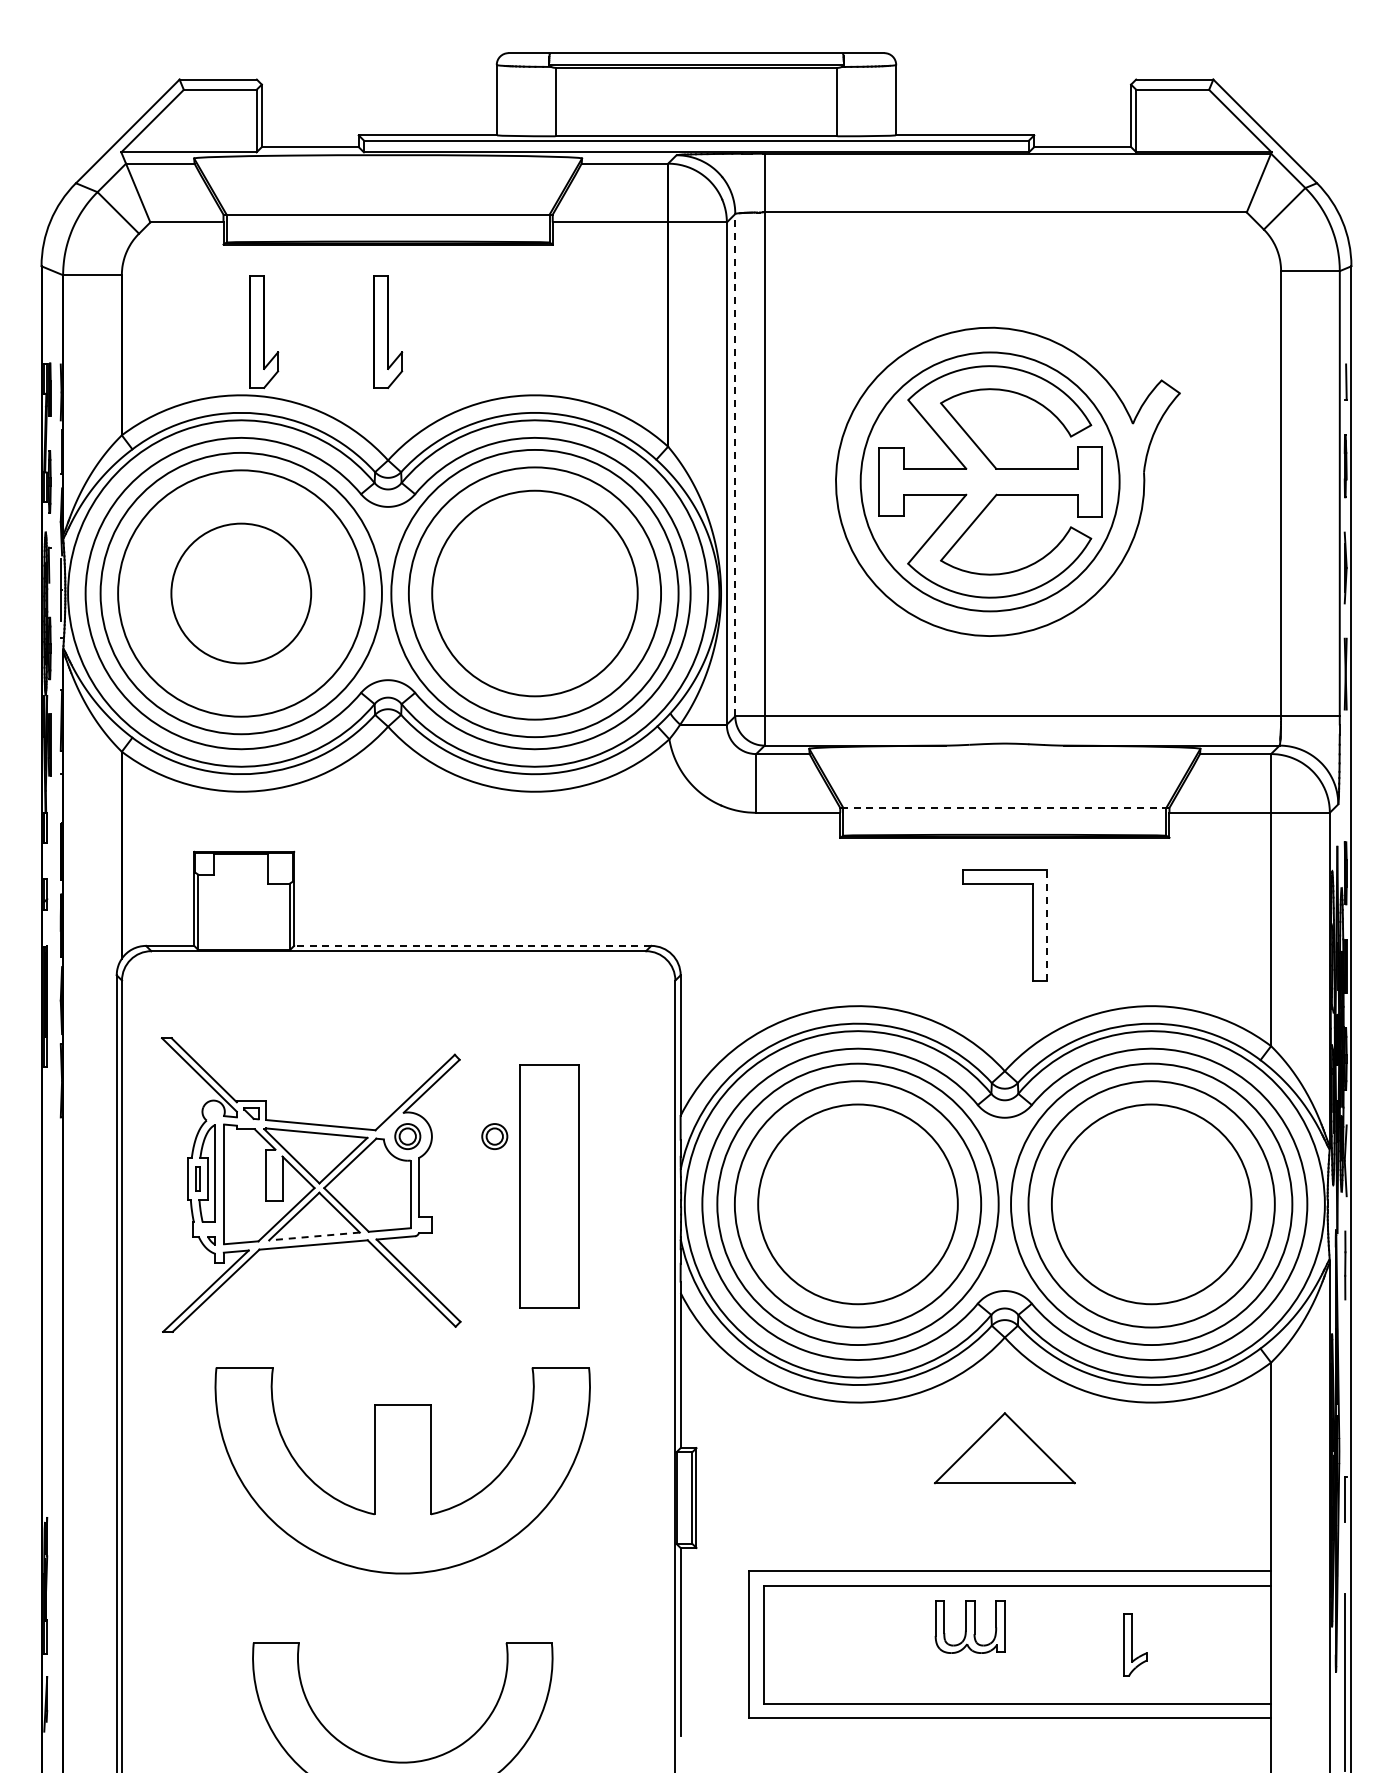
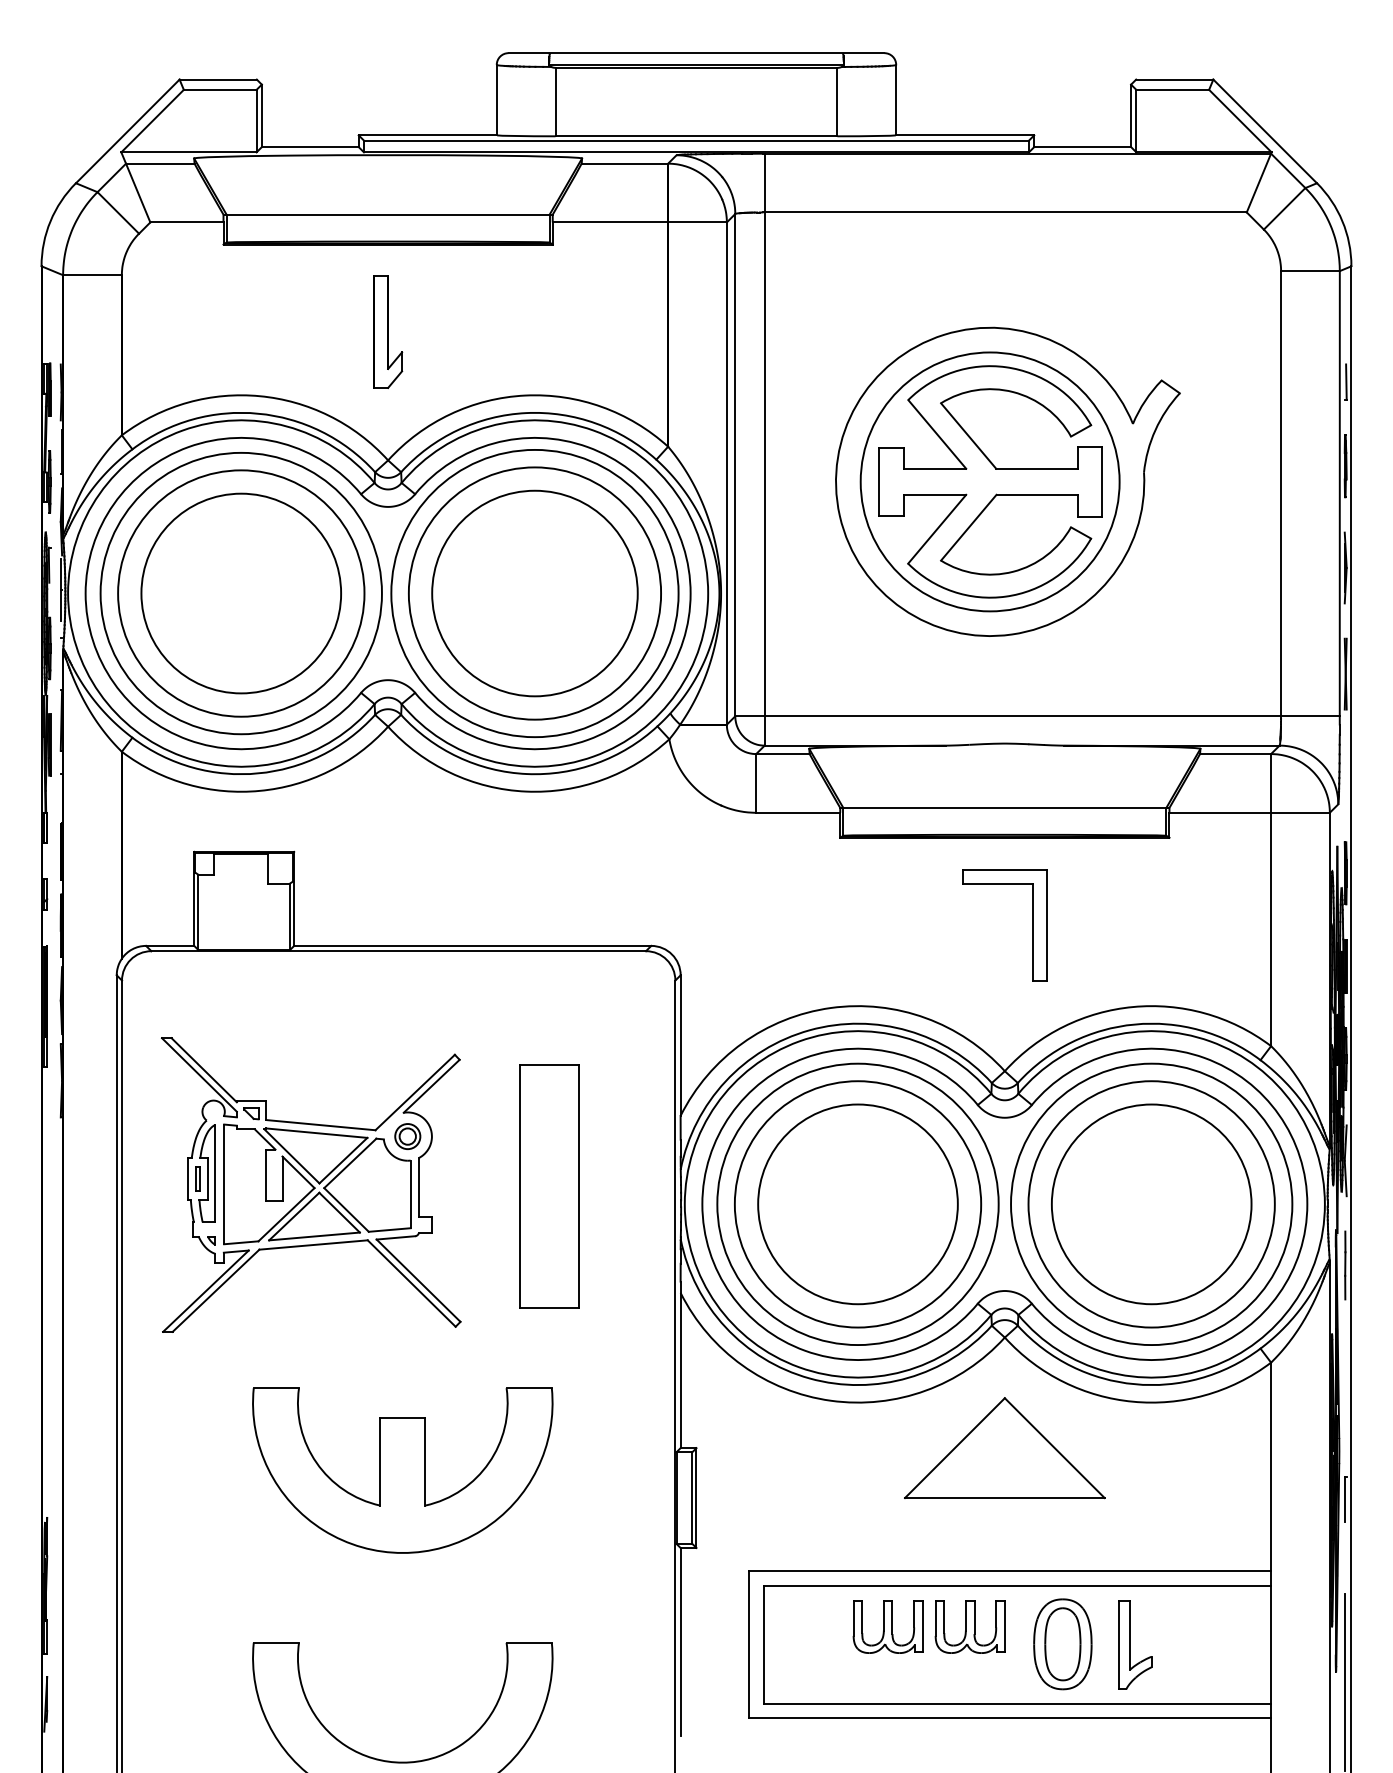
part: present -> none (264, 331)
line: dashed -> solid (735, 464)
circle diameter: 140 px -> 200 px (241, 593)
line: dashed -> solid (1004, 807)
line: dashed -> solid (1046, 925)
line: dashed -> solid (472, 945)
part: present -> none (494, 1136)
line: dashed -> solid (314, 1236)
part size: 142x73 px -> 202x103 px (1004, 1448)
part size: 377x208 px -> 302x167 px (402, 1470)
part: none -> present (887, 1626)
part: none -> present (1062, 1644)
part size: 25x64 px -> 35x90 px (1135, 1644)
